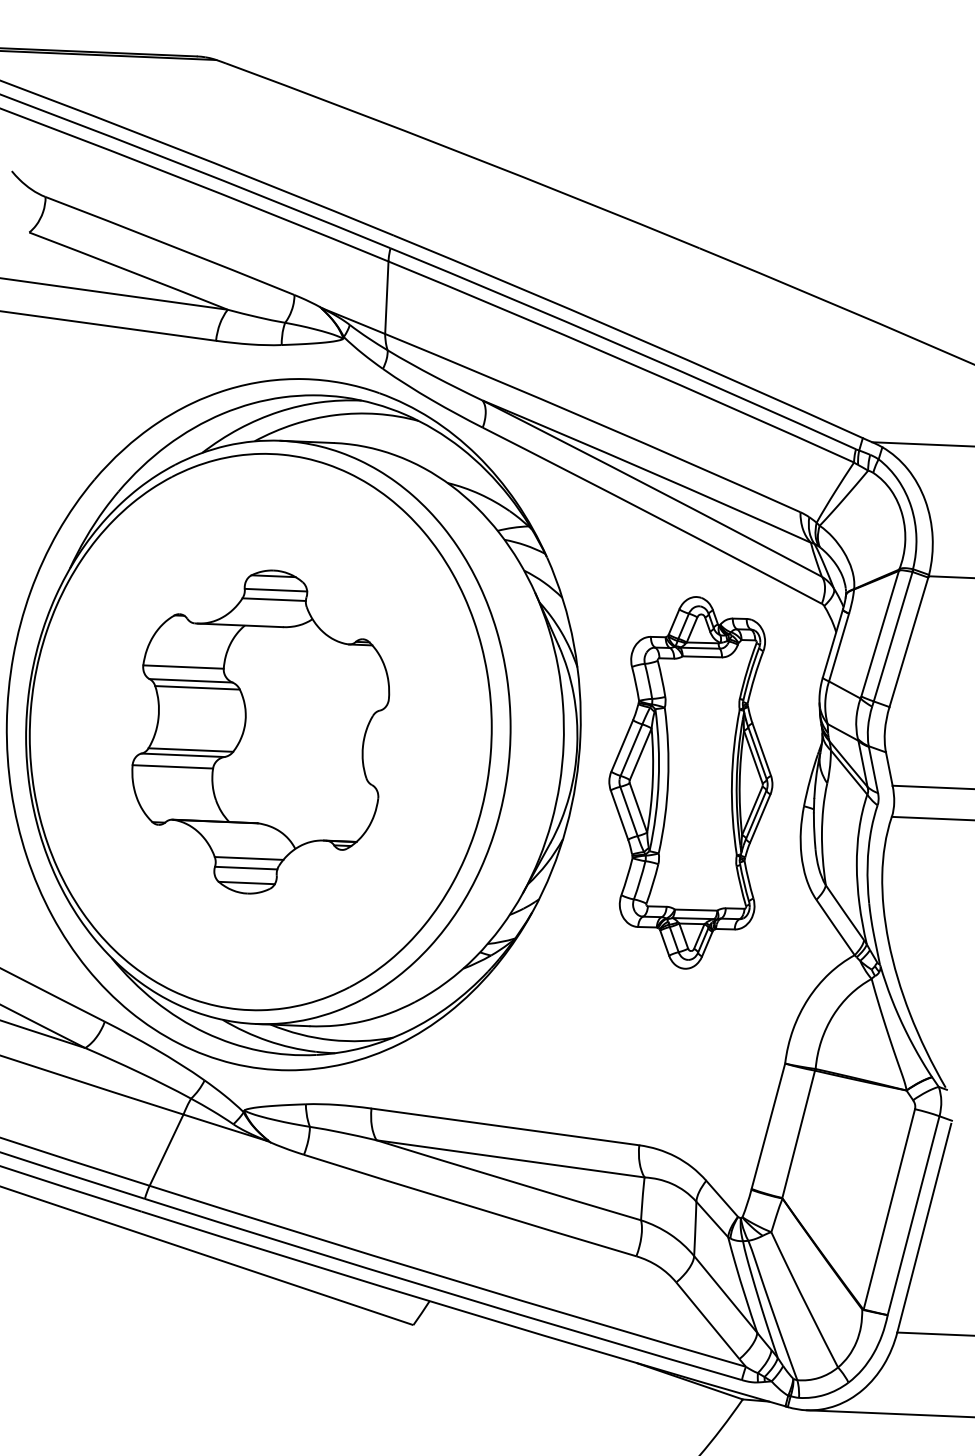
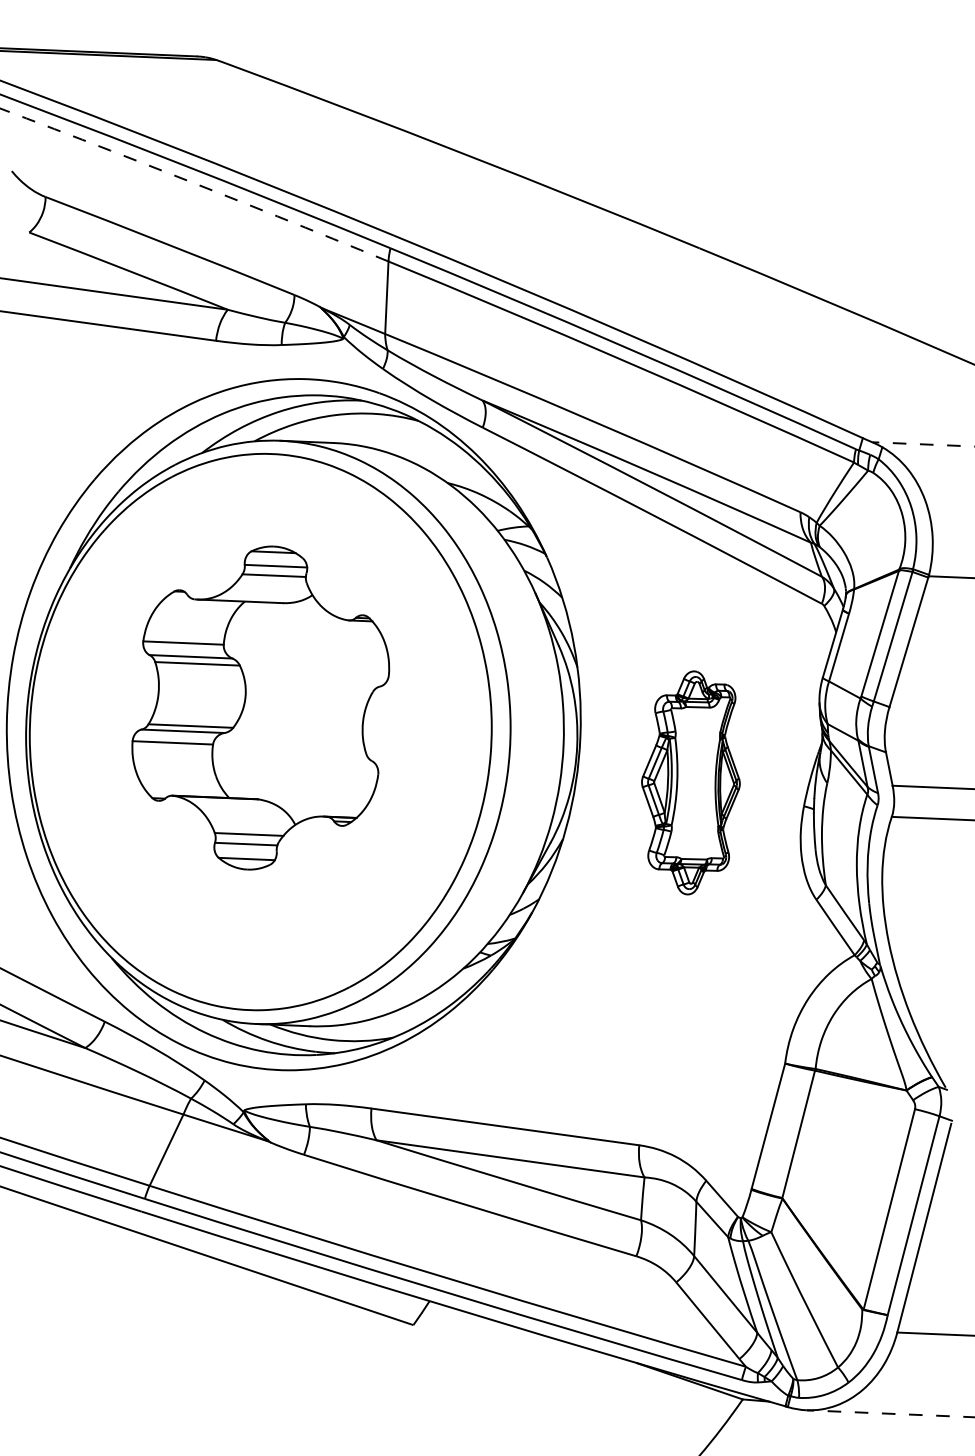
arc: solid -> dashed (193, 183)
line: solid -> dashed (923, 444)
part position: (260, 731) -> (260, 707) (260, 707)
part size: 166x374 px -> 100x226 px (690, 782)
line: solid -> dashed (890, 1413)
